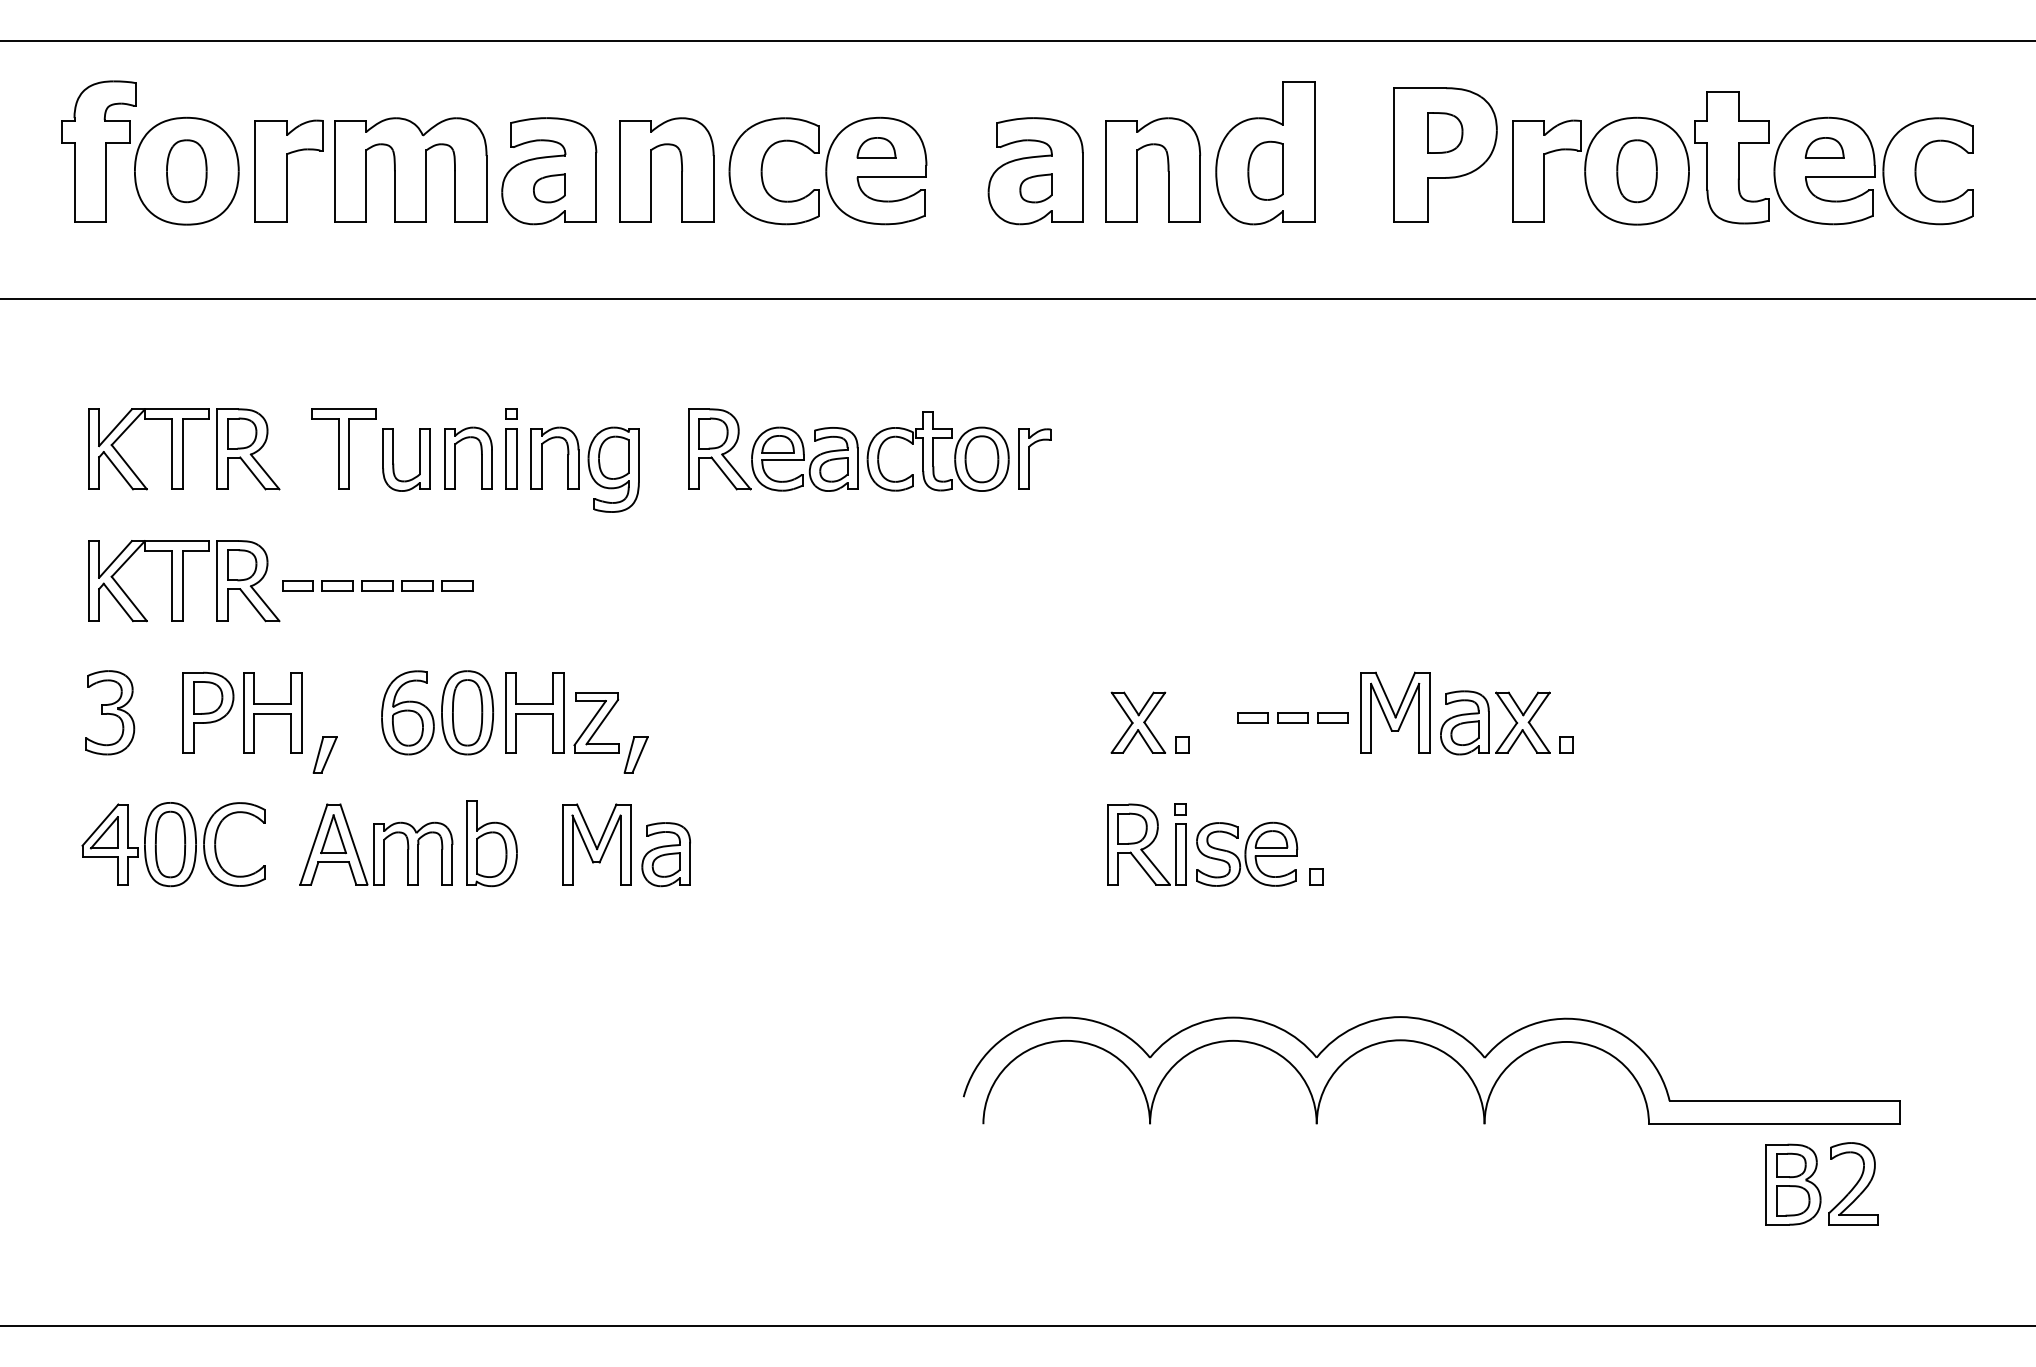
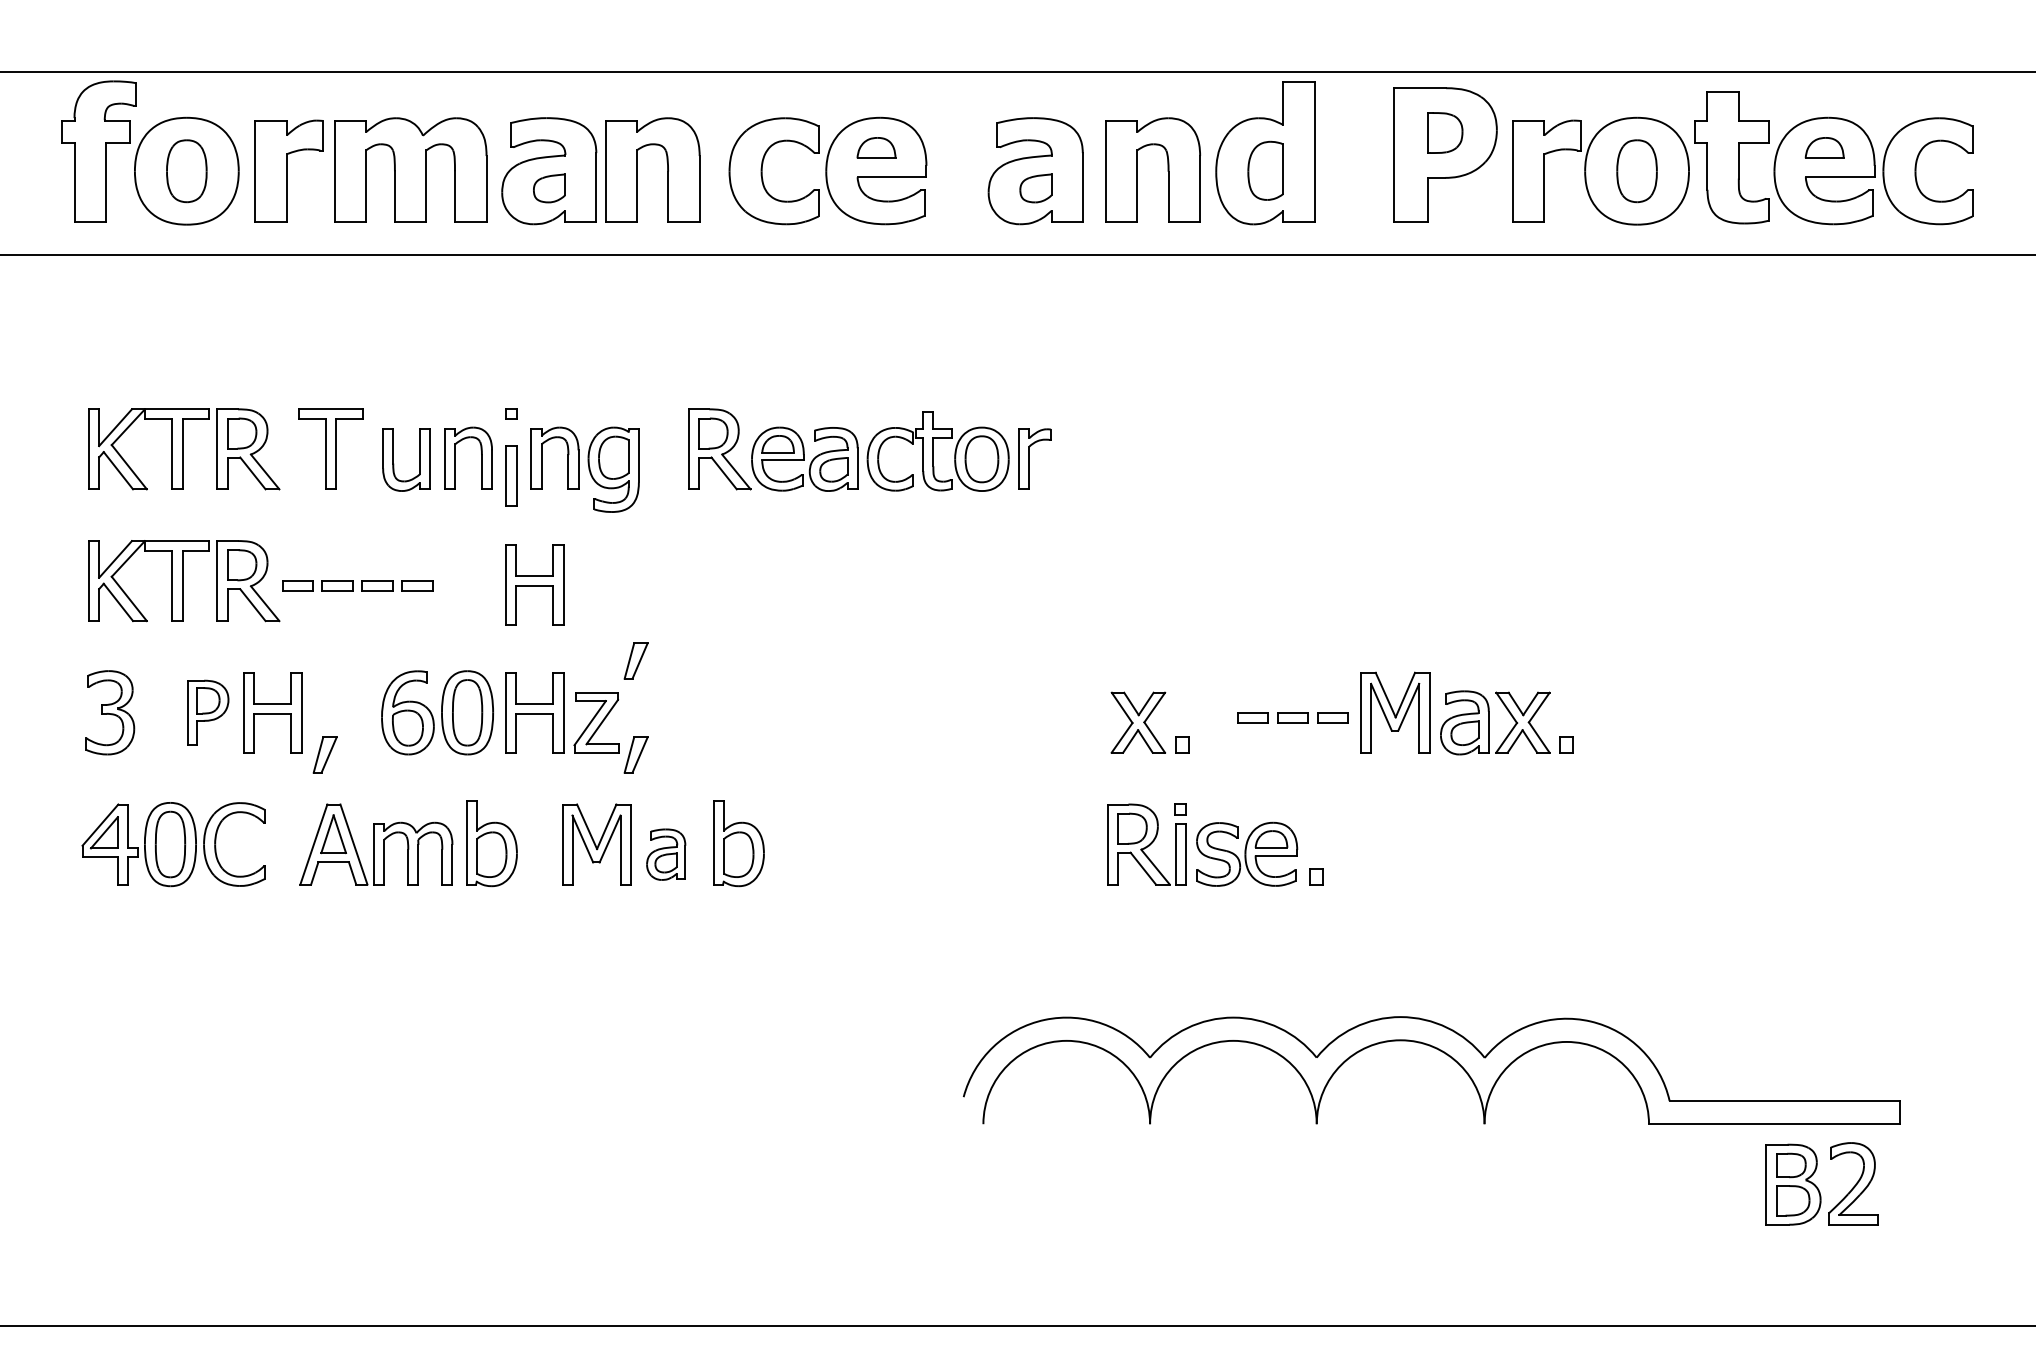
line position: (1017, 40) -> (1017, 71) (1017, 71)
part position: (651, 169) -> (637, 169) (637, 169)
line position: (1017, 299) -> (1017, 255) (1017, 255)
part position: (343, 448) -> (330, 448) (330, 448)
part position: (511, 458) -> (511, 475) (511, 475)
part: none -> present (534, 584)
part: present -> none (457, 585)
part: none -> present (635, 660)
part size: 53x83 px -> 43x67 px (208, 712)
part: none -> present (738, 843)
part size: 50x66 px -> 41x53 px (666, 854)
